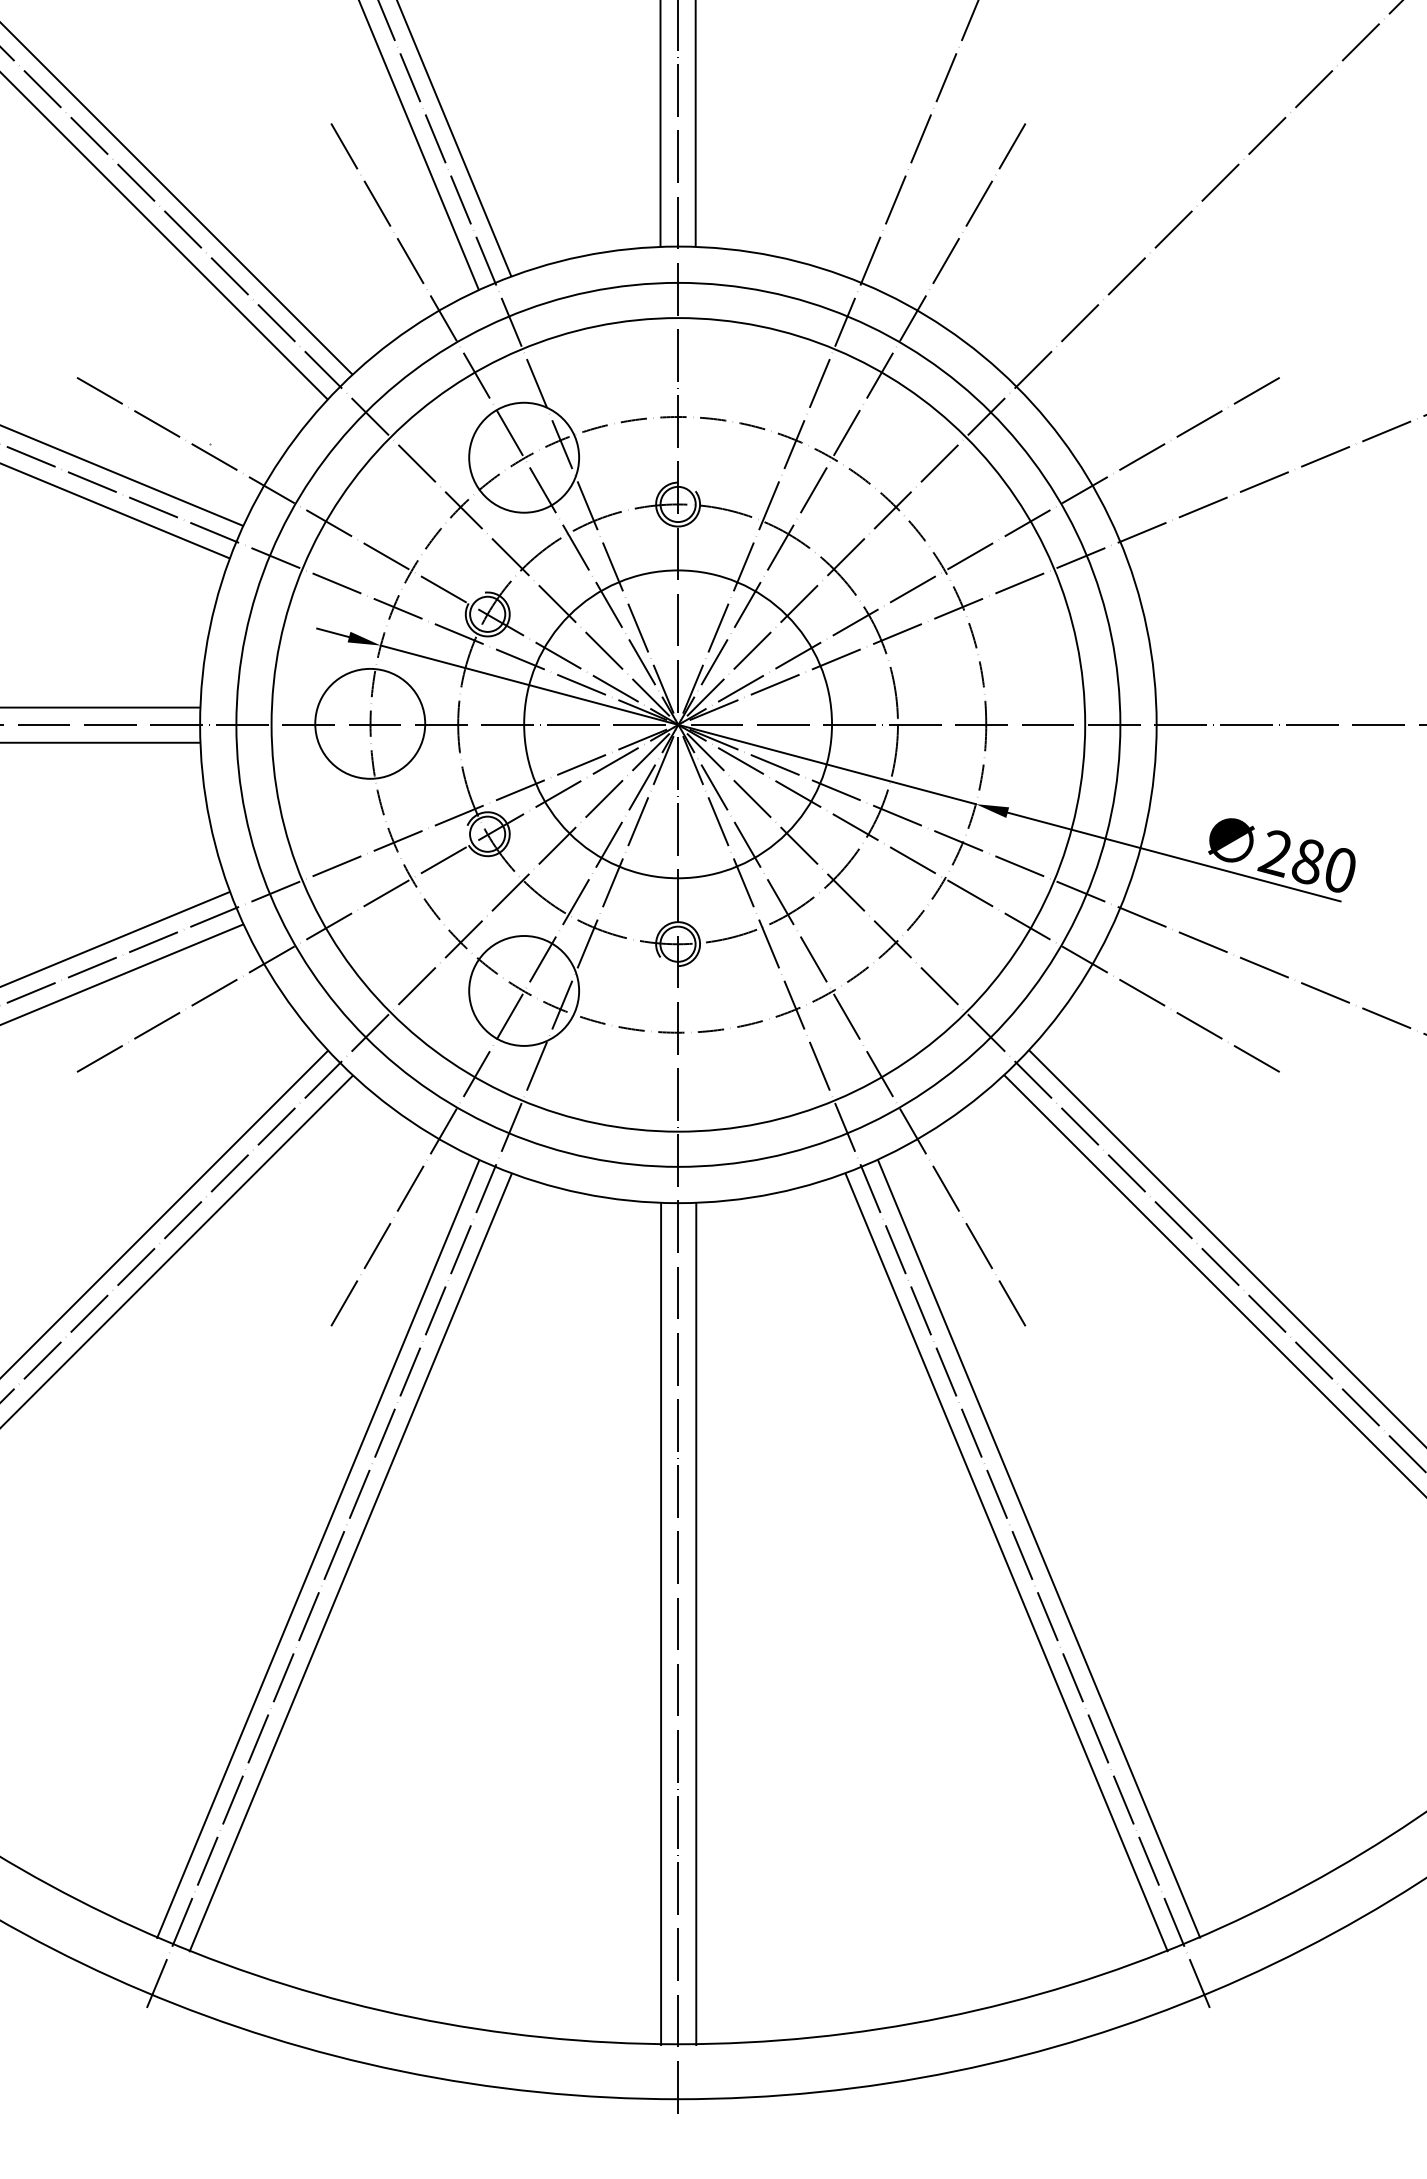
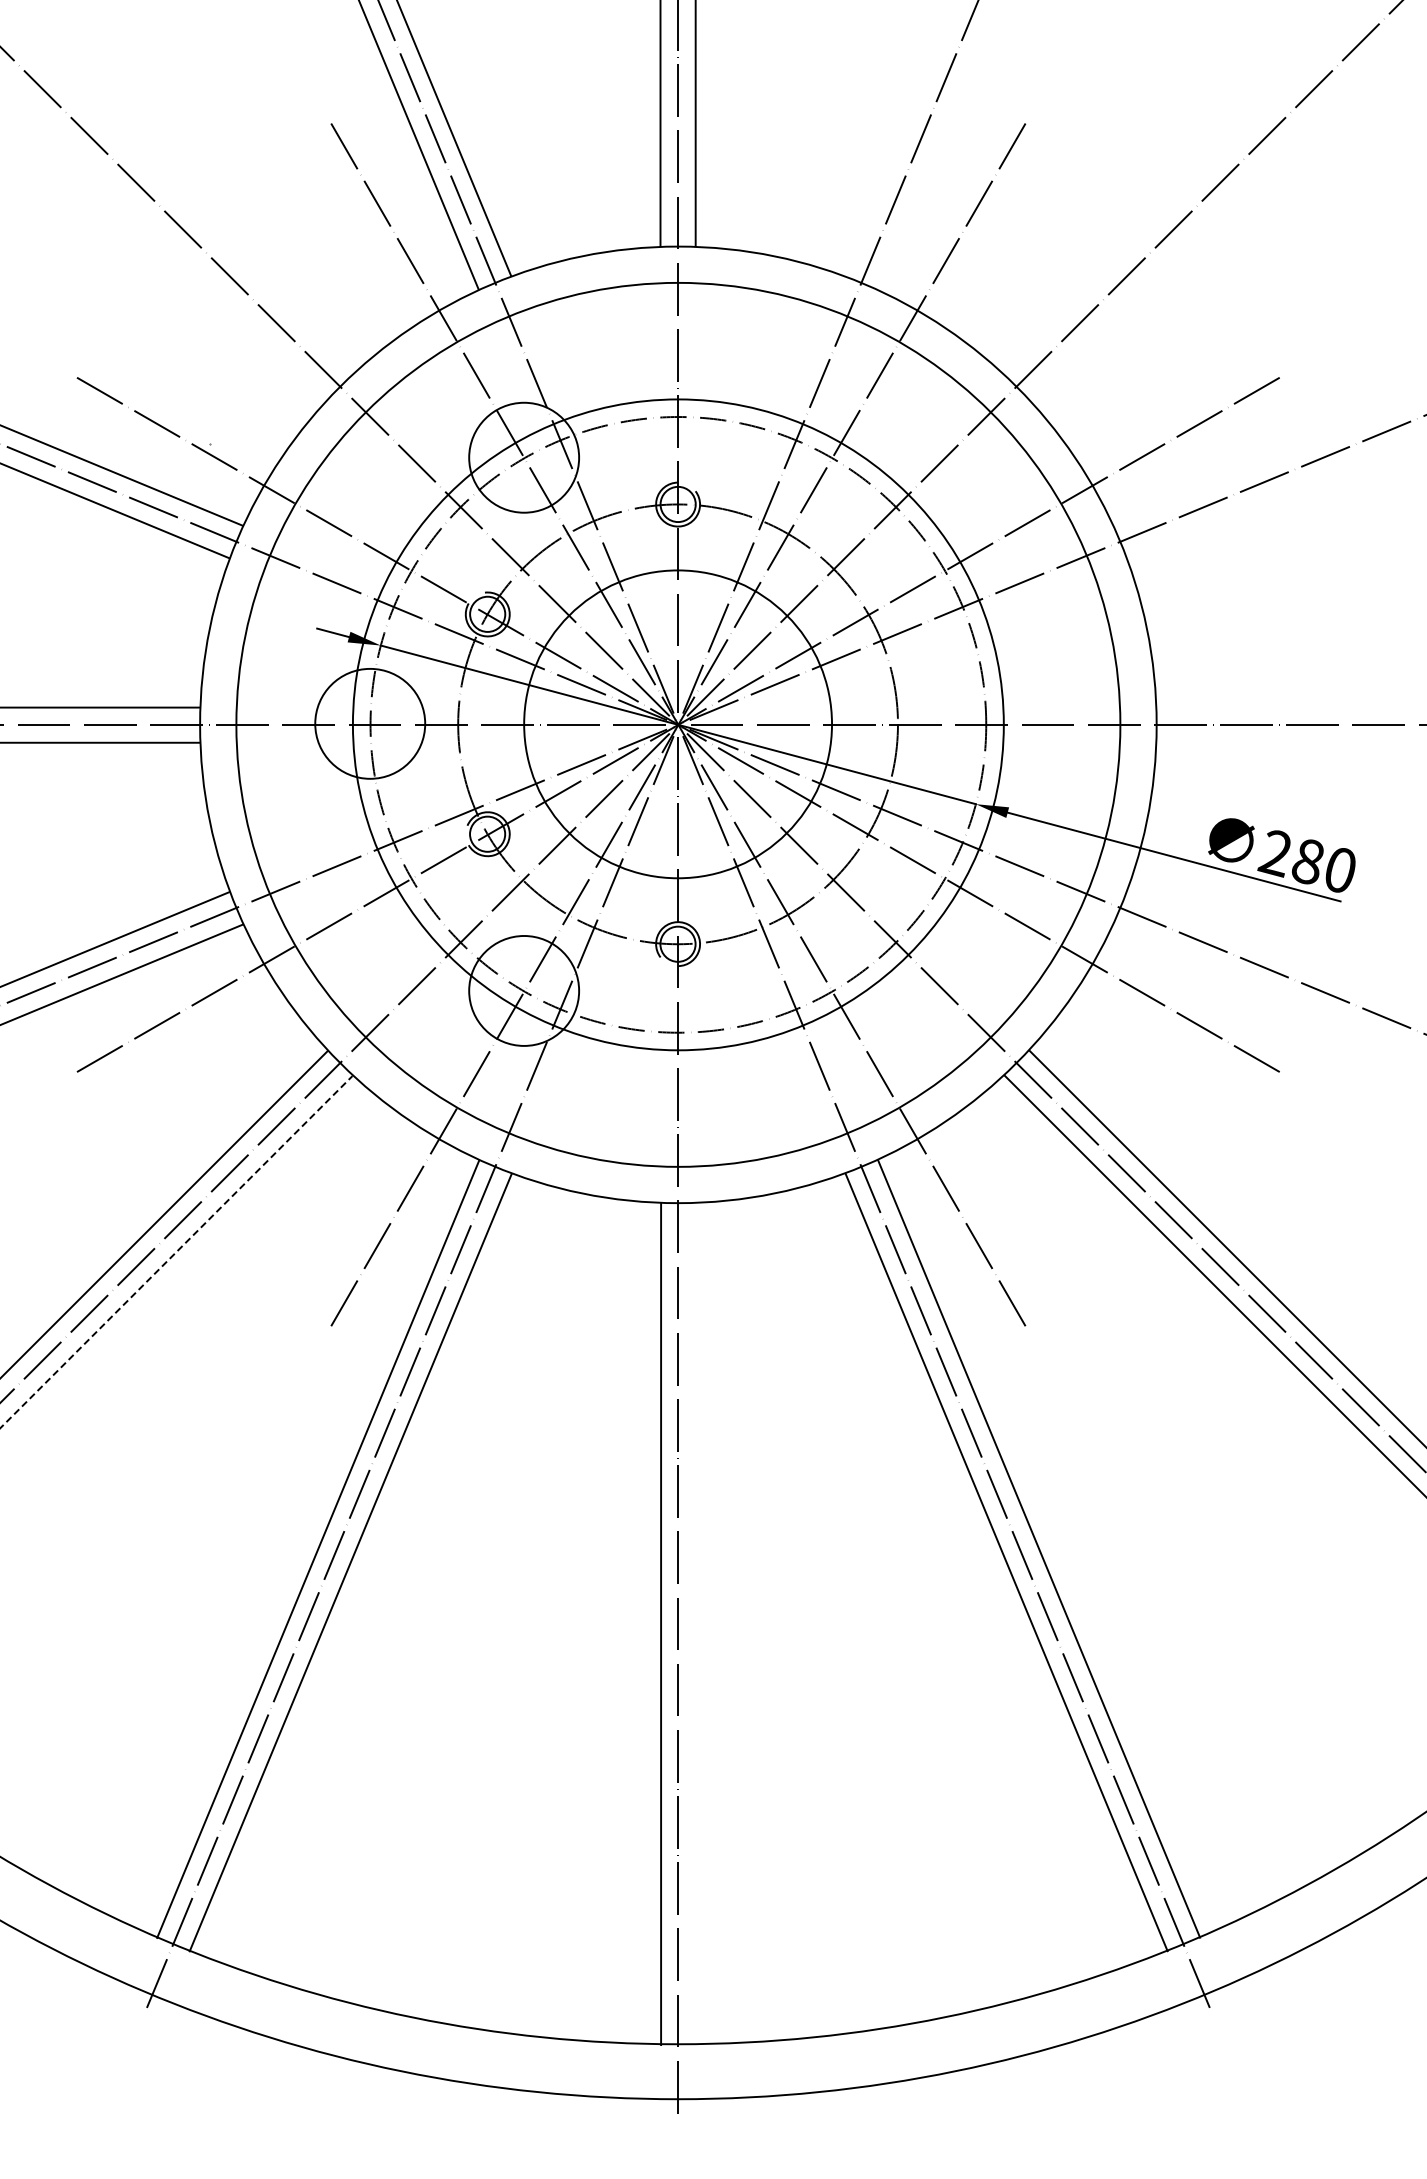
line: present -> none (177, 199)
line: present -> none (164, 236)
circle diameter: 814 px -> 651 px (677, 724)
line: solid -> dashed (176, 1252)
line: present -> none (696, 1624)
